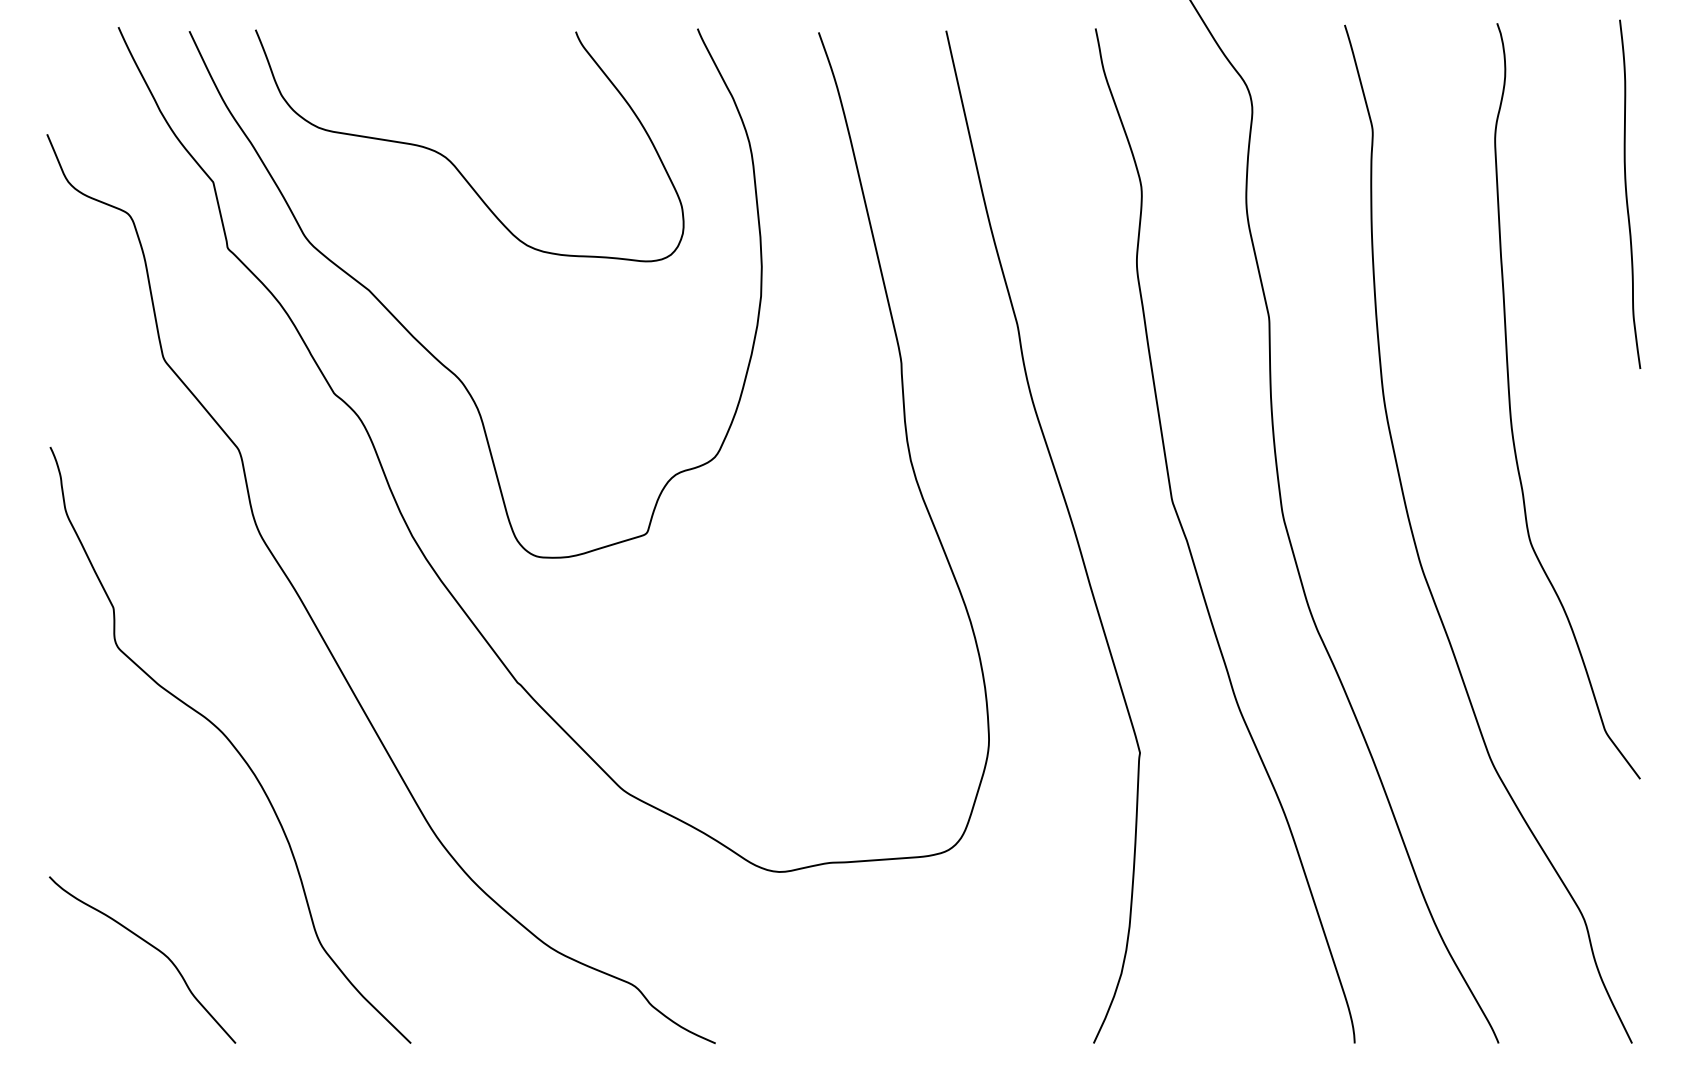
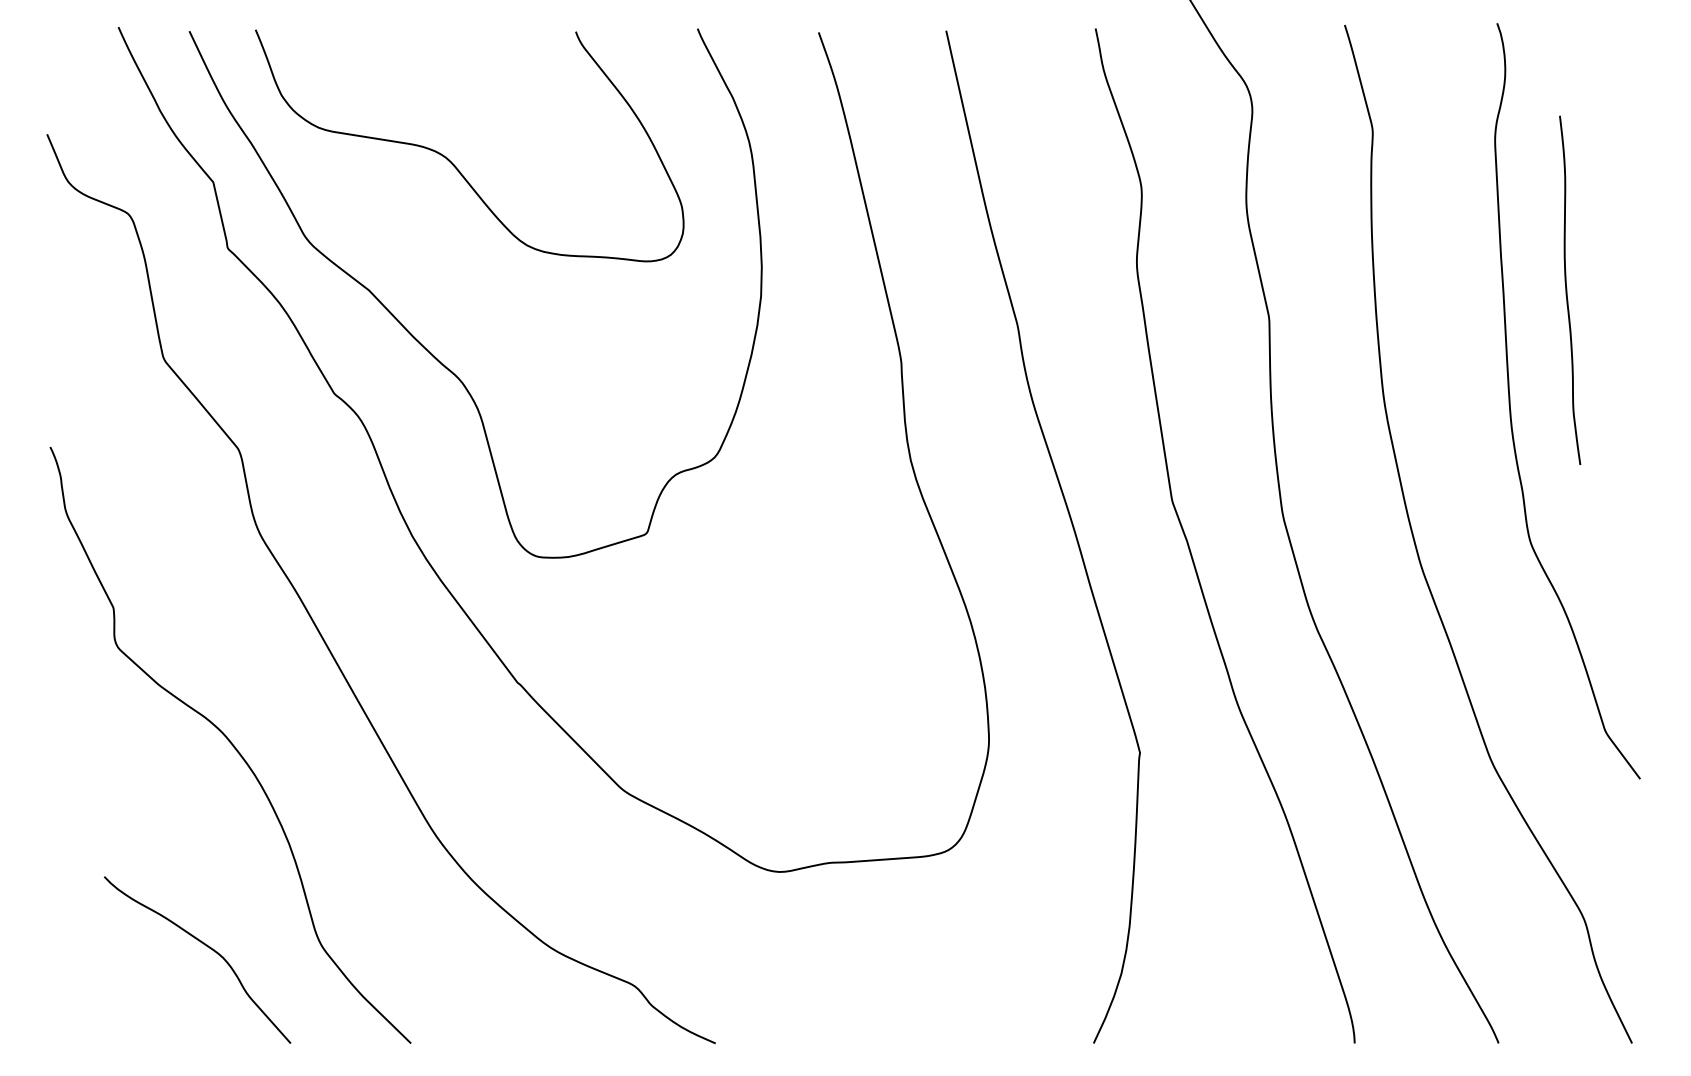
curve position: (1627, 193) -> (1567, 289) (1567, 289)
curve position: (152, 947) -> (207, 947) (207, 947)
